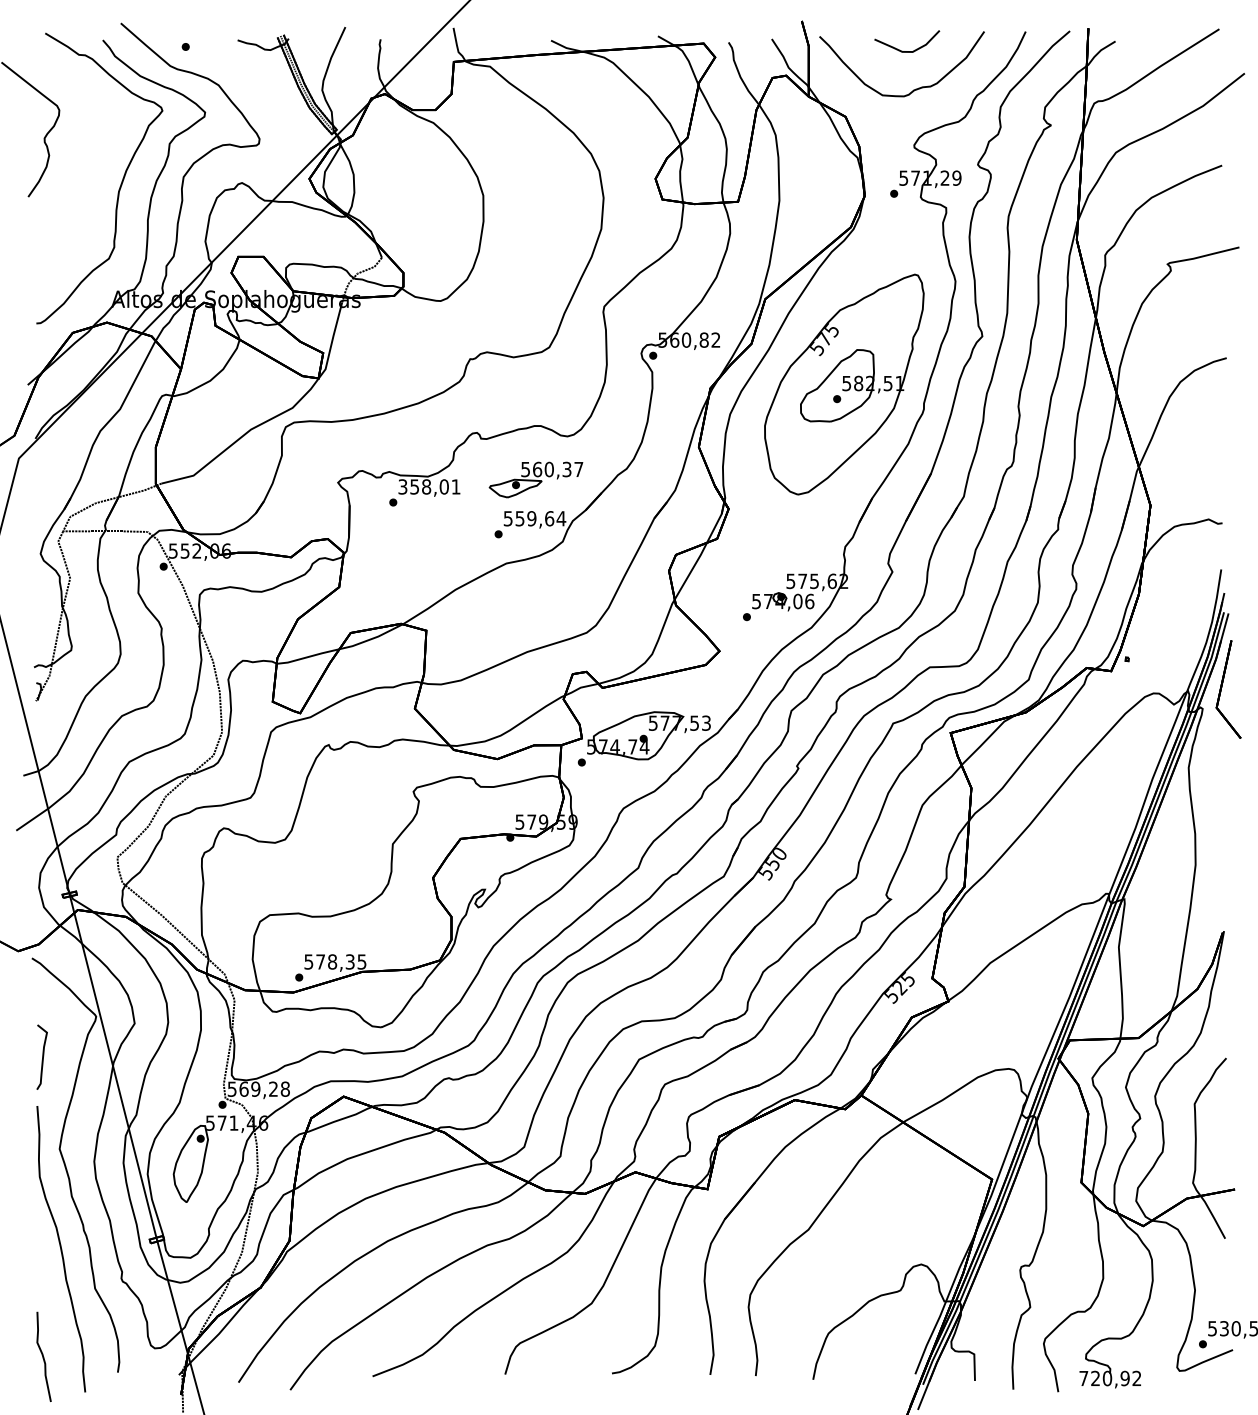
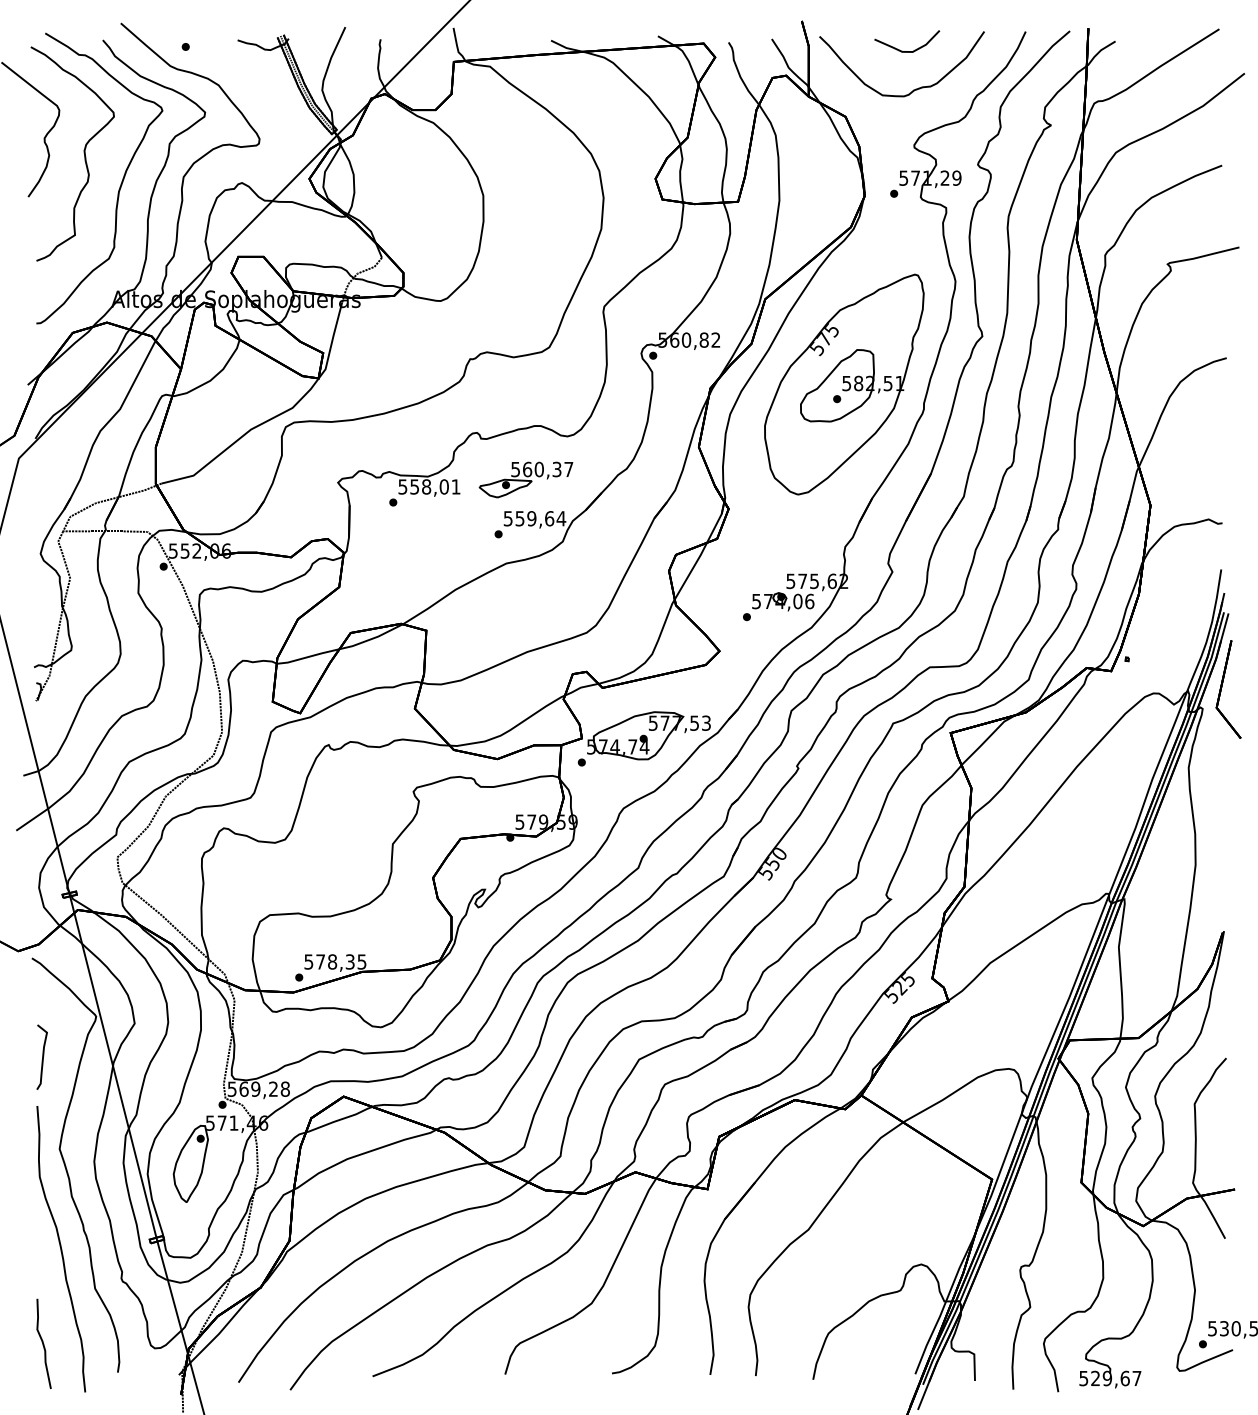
part: none -> present (83, 153)
part position: (535, 479) -> (525, 479) (525, 479)
text: 358,01 -> 558,01 (403, 486)
curve position: (43, 1356) -> (43, 1343) (43, 1343)
text: 720,92 -> 529,67 (1110, 1378)
